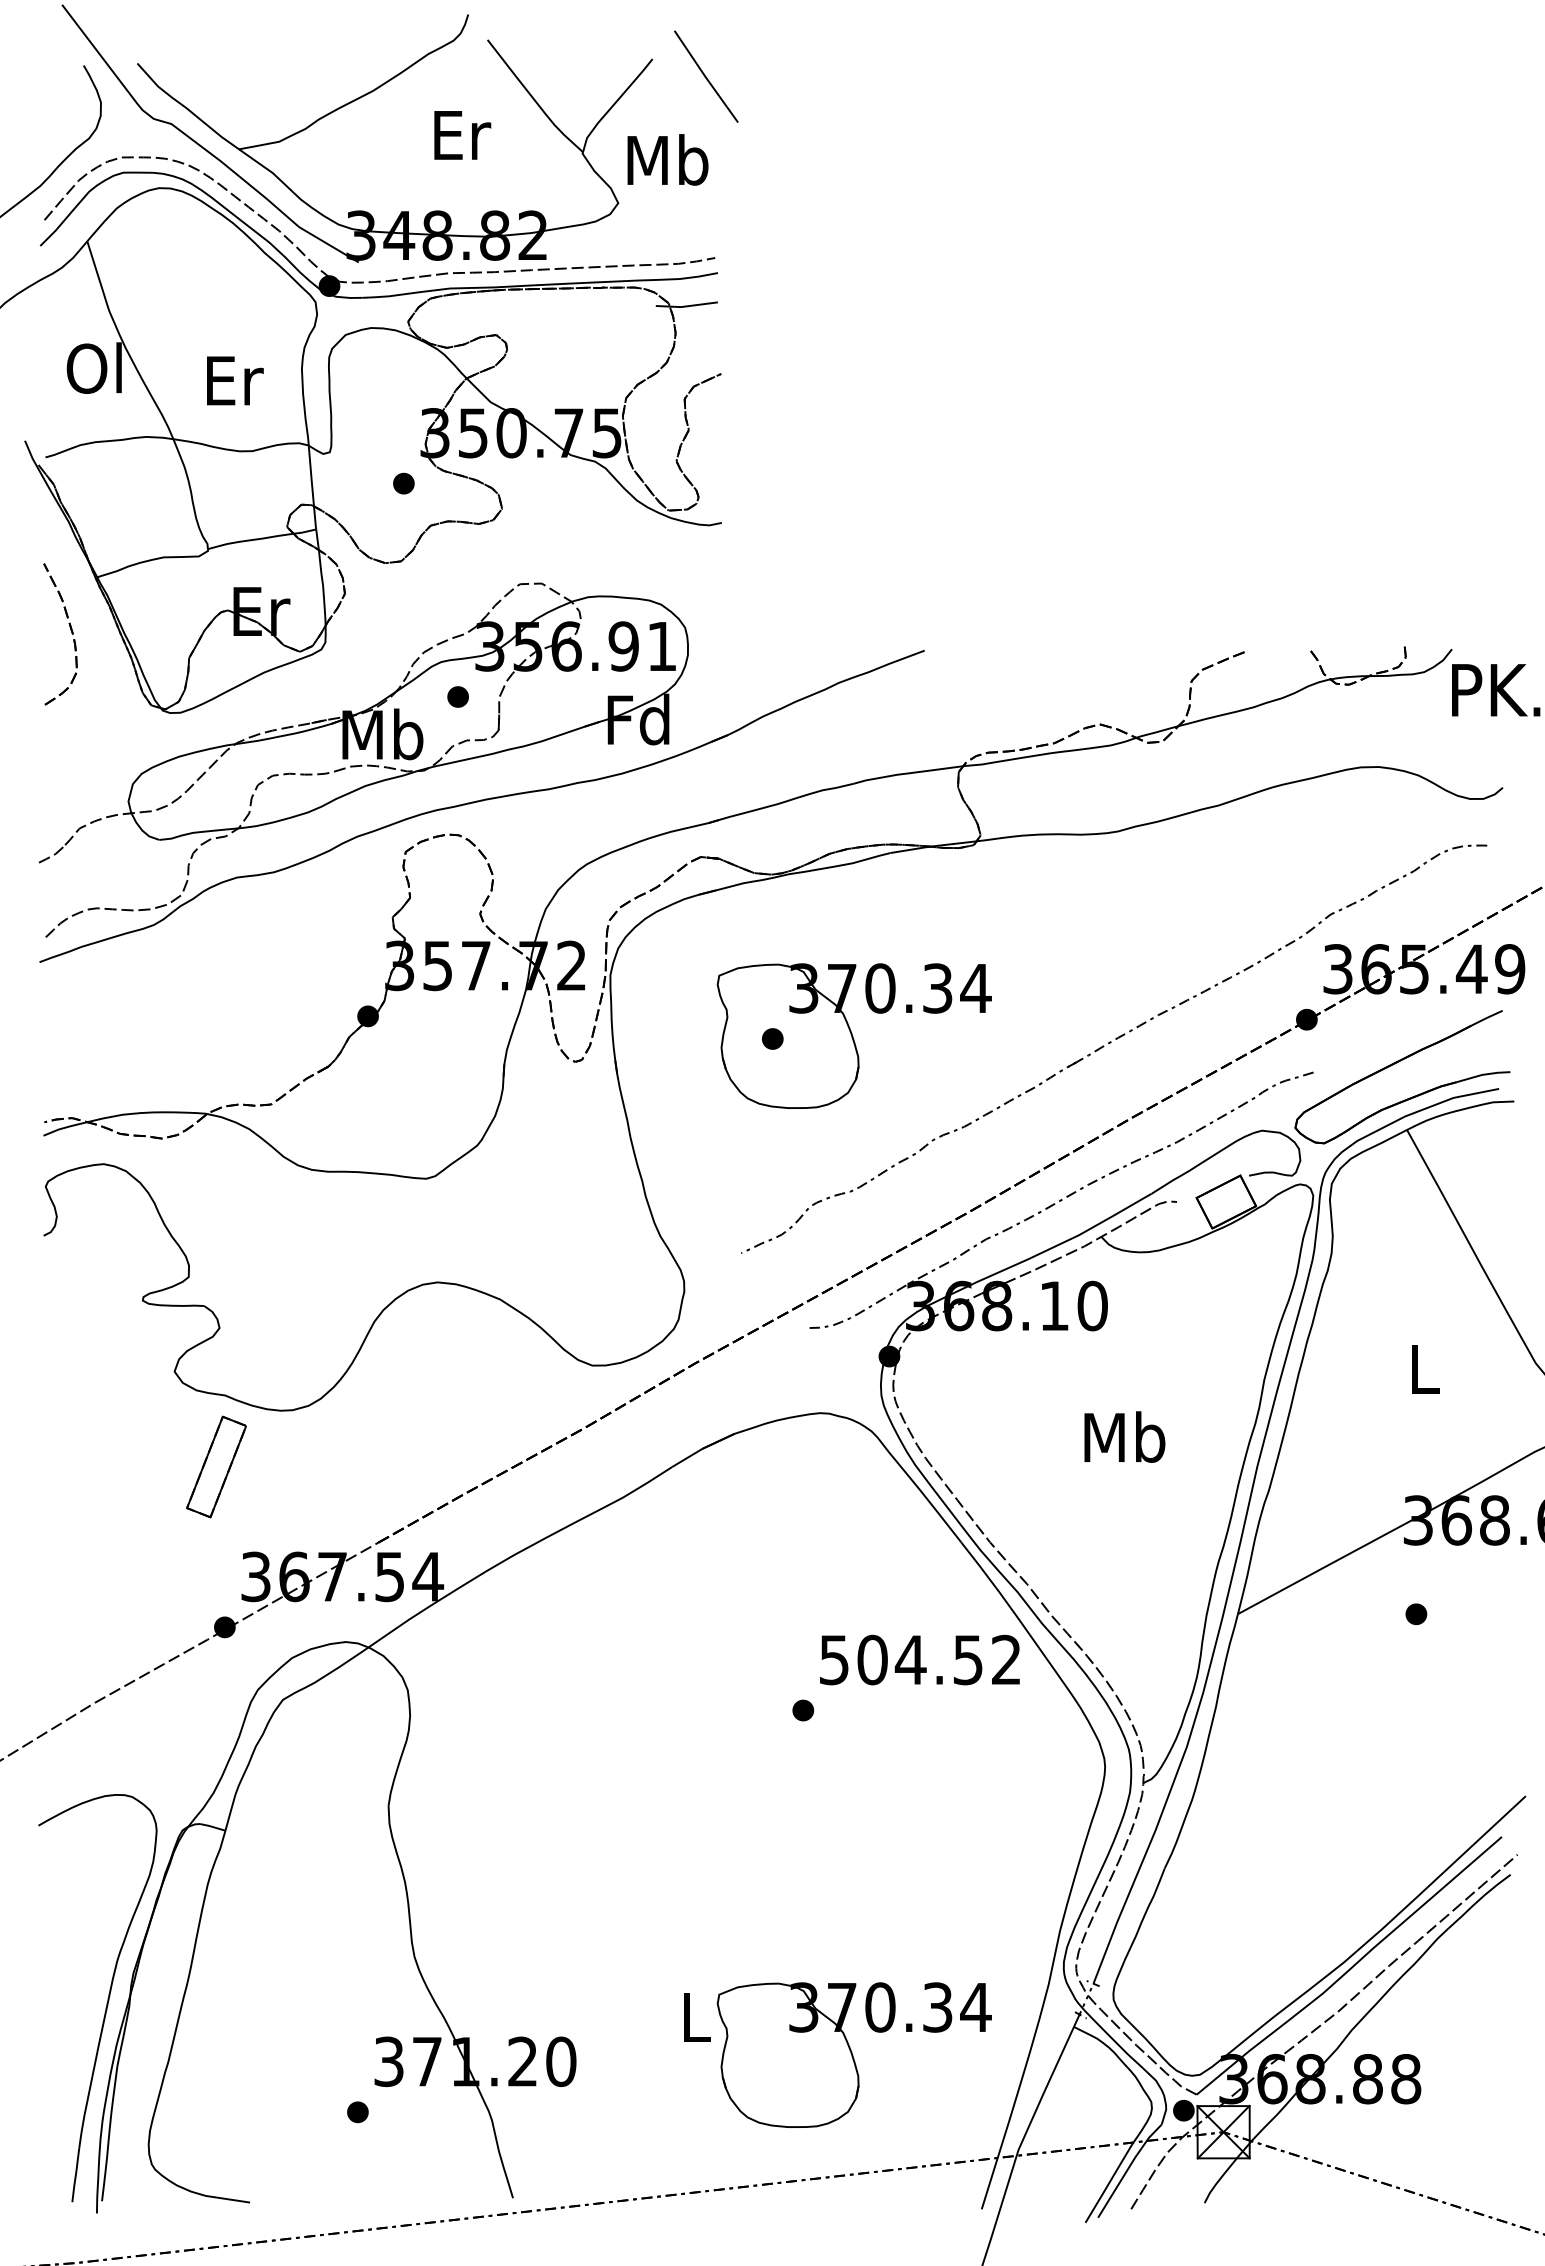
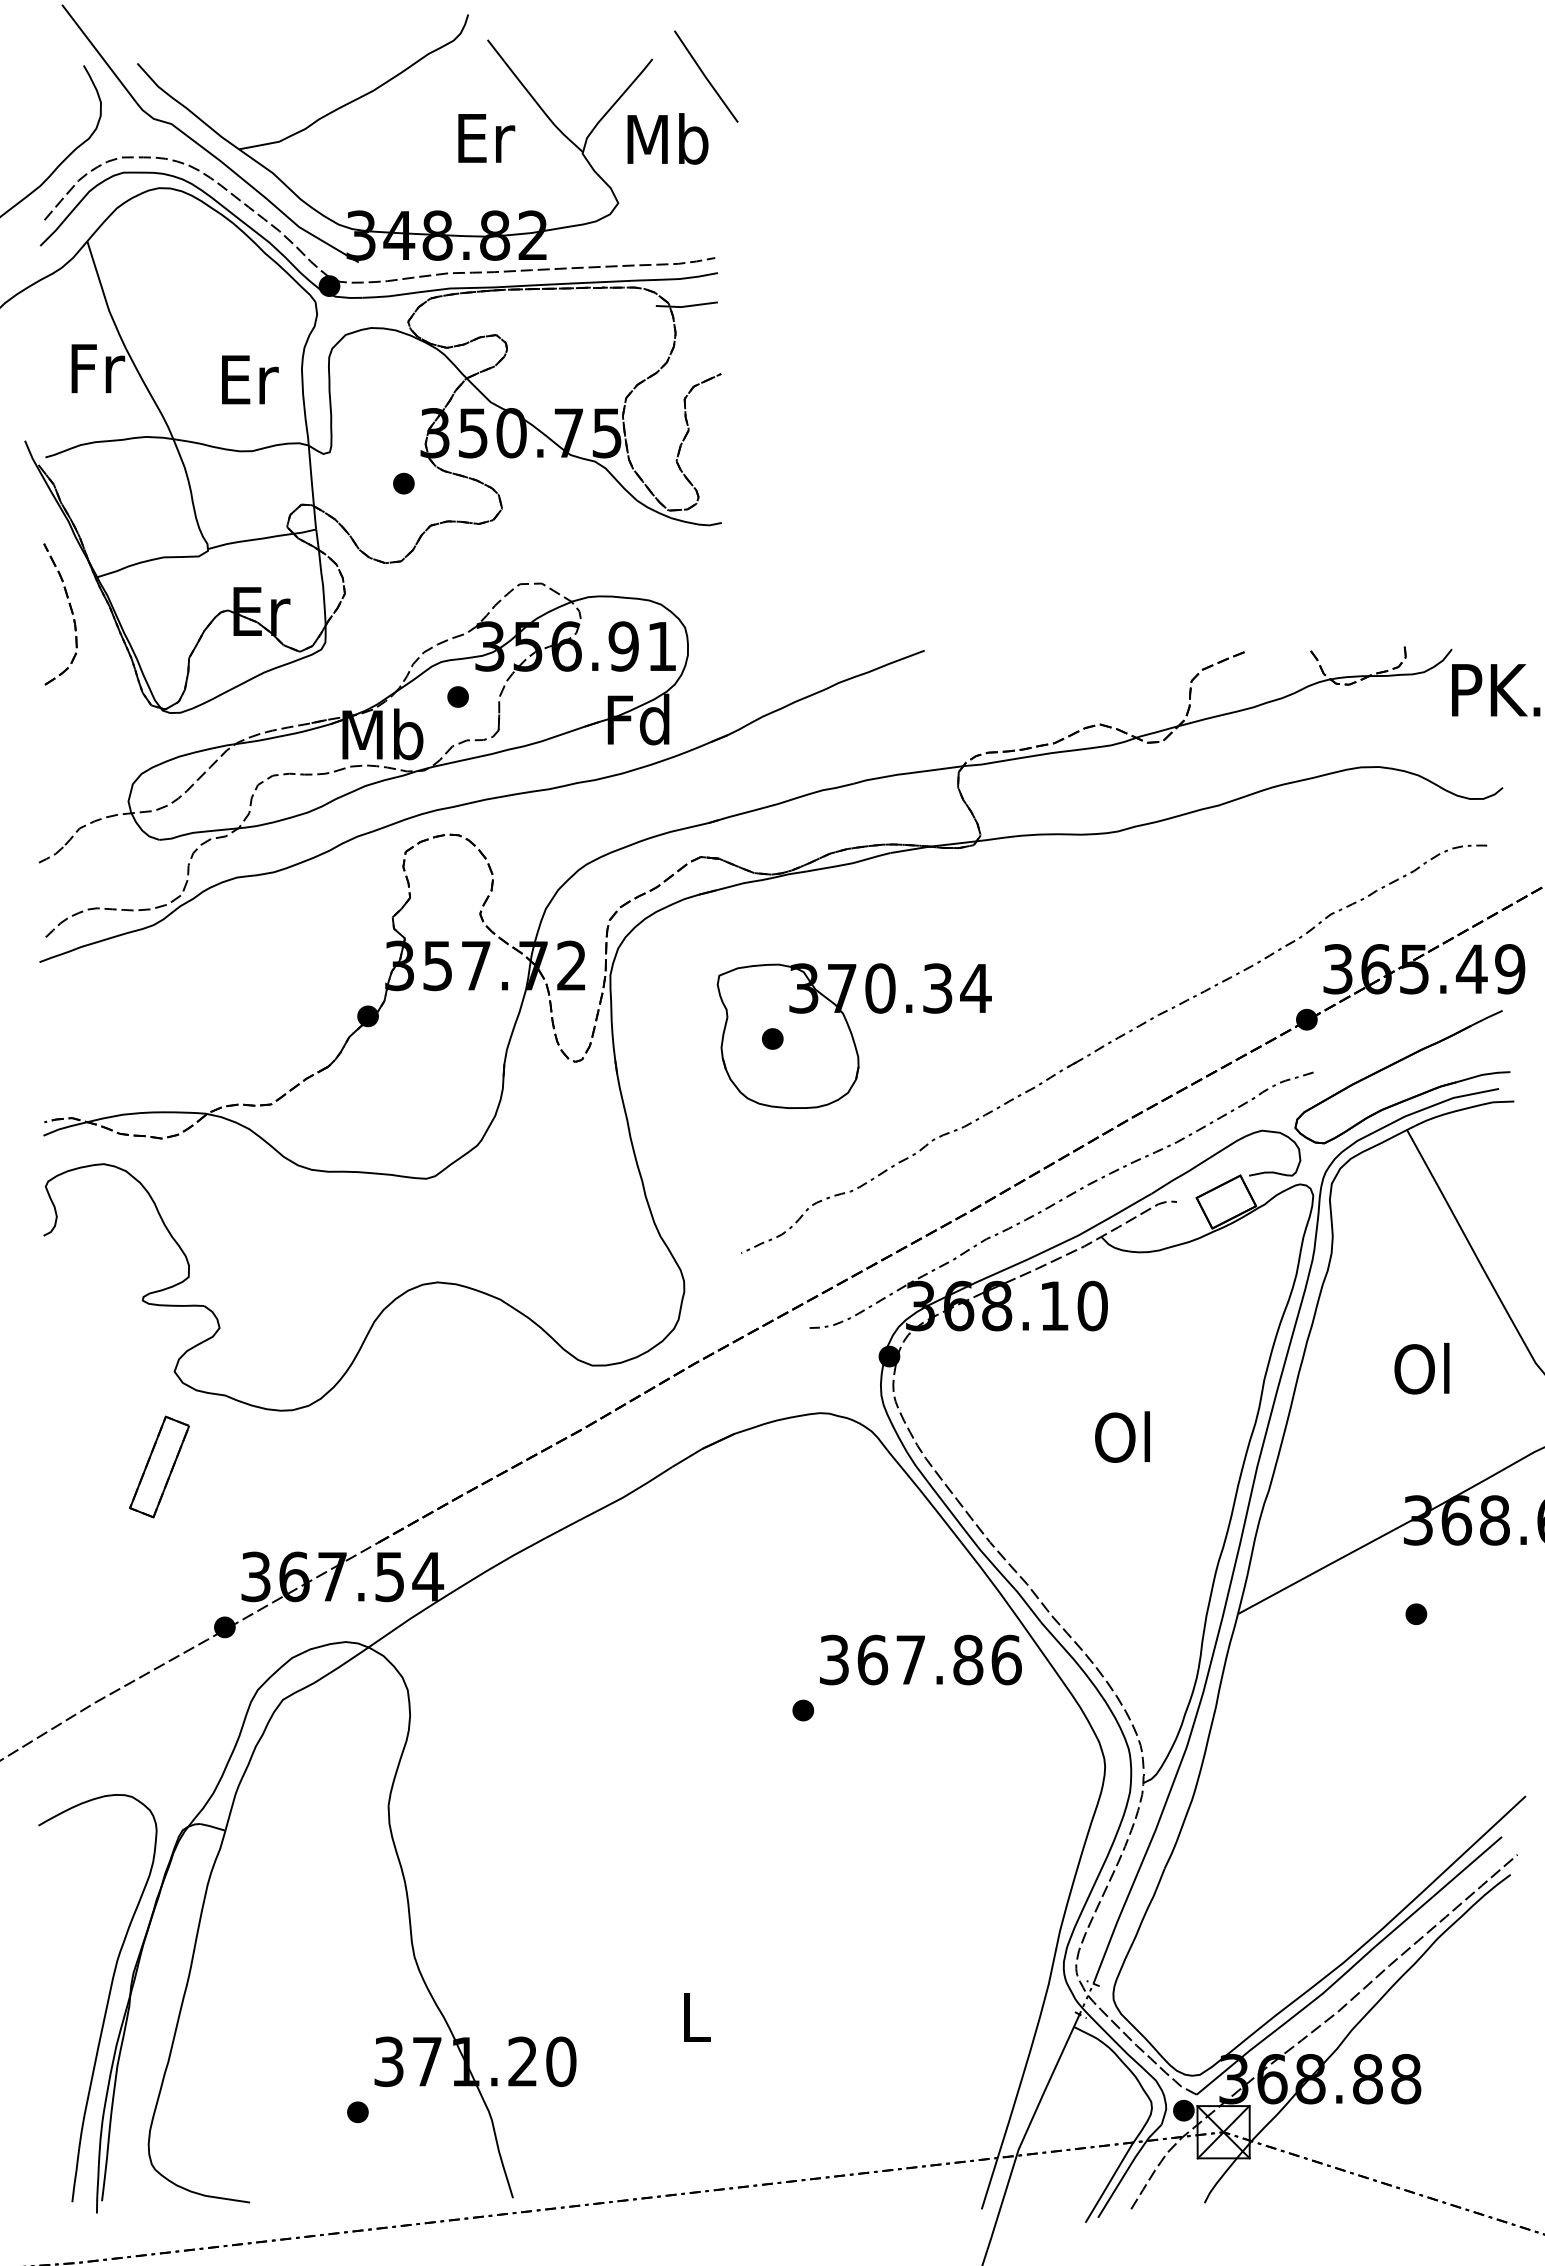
text position: (462, 135) -> (486, 138) (486, 138)
text position: (667, 159) -> (667, 138) (667, 138)
text: Ol -> Fr (95, 367)
text position: (235, 380) -> (250, 379) (250, 379)
part position: (70, 630) -> (70, 610) (70, 610)
text: L -> Ol (1421, 1368)
text: Mb -> Ol (1124, 1436)
part position: (216, 1466) -> (159, 1466) (159, 1466)
text: 504.52 -> 367.86 (920, 1659)
part: present -> none (853, 2054)
